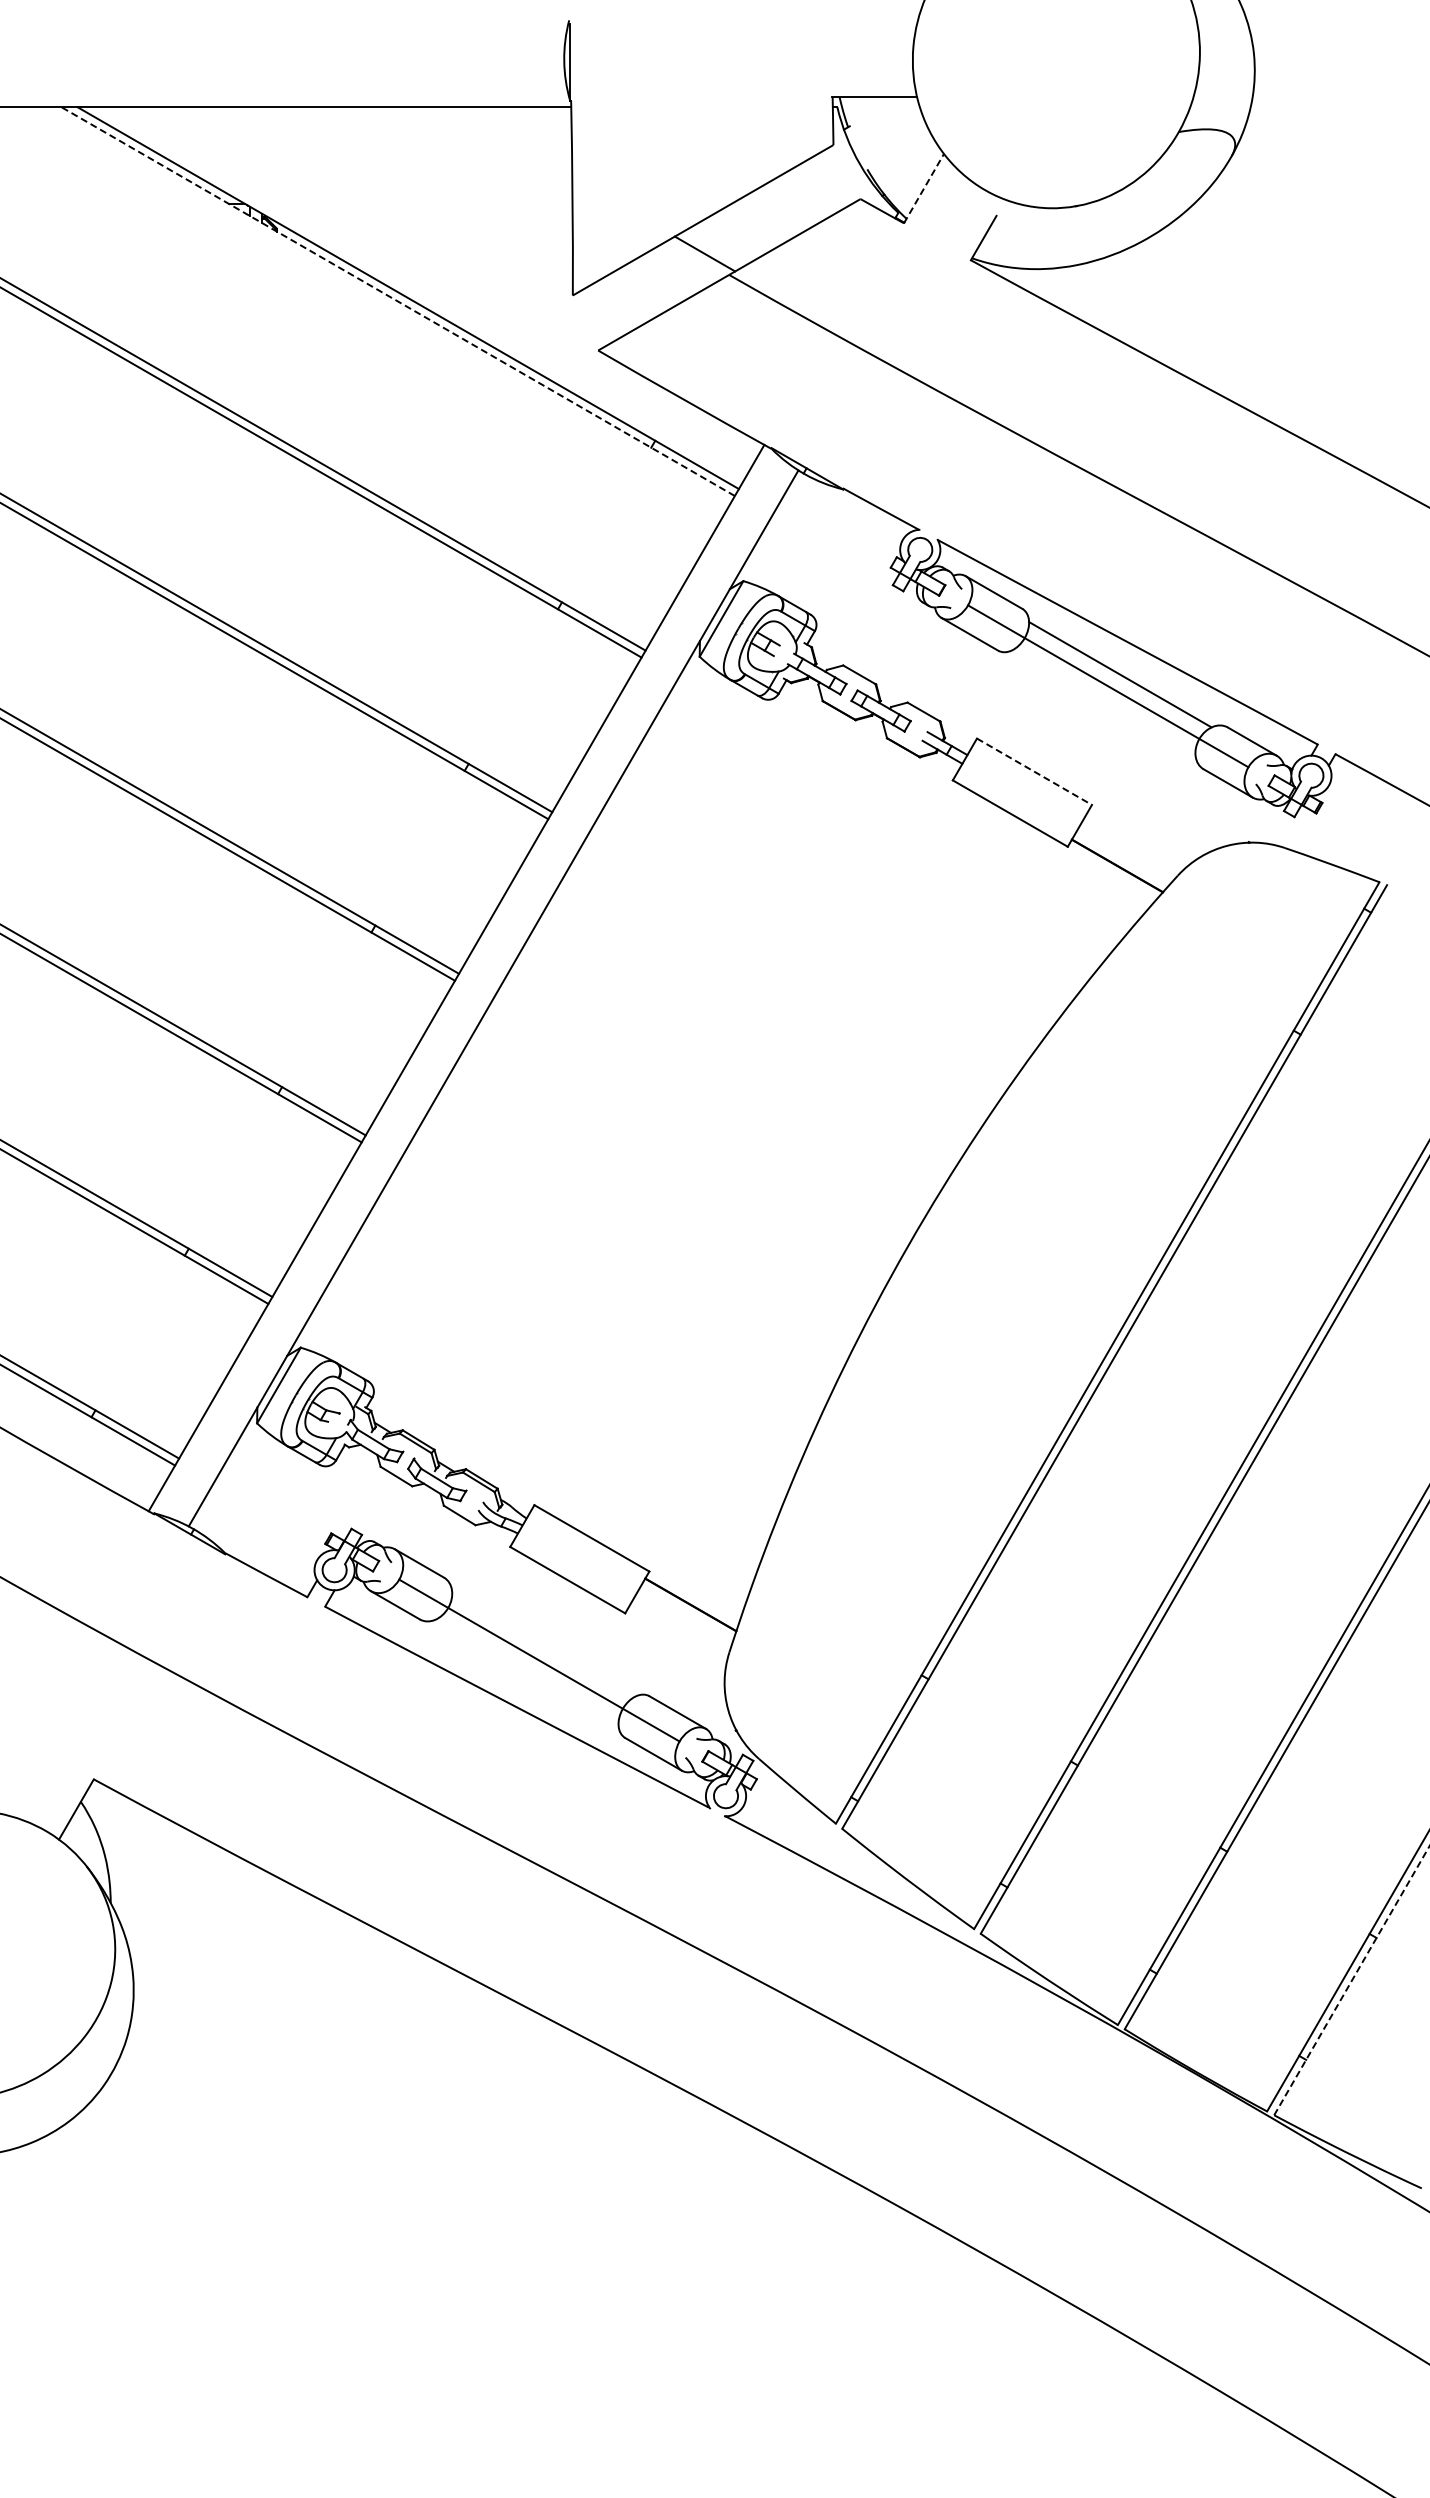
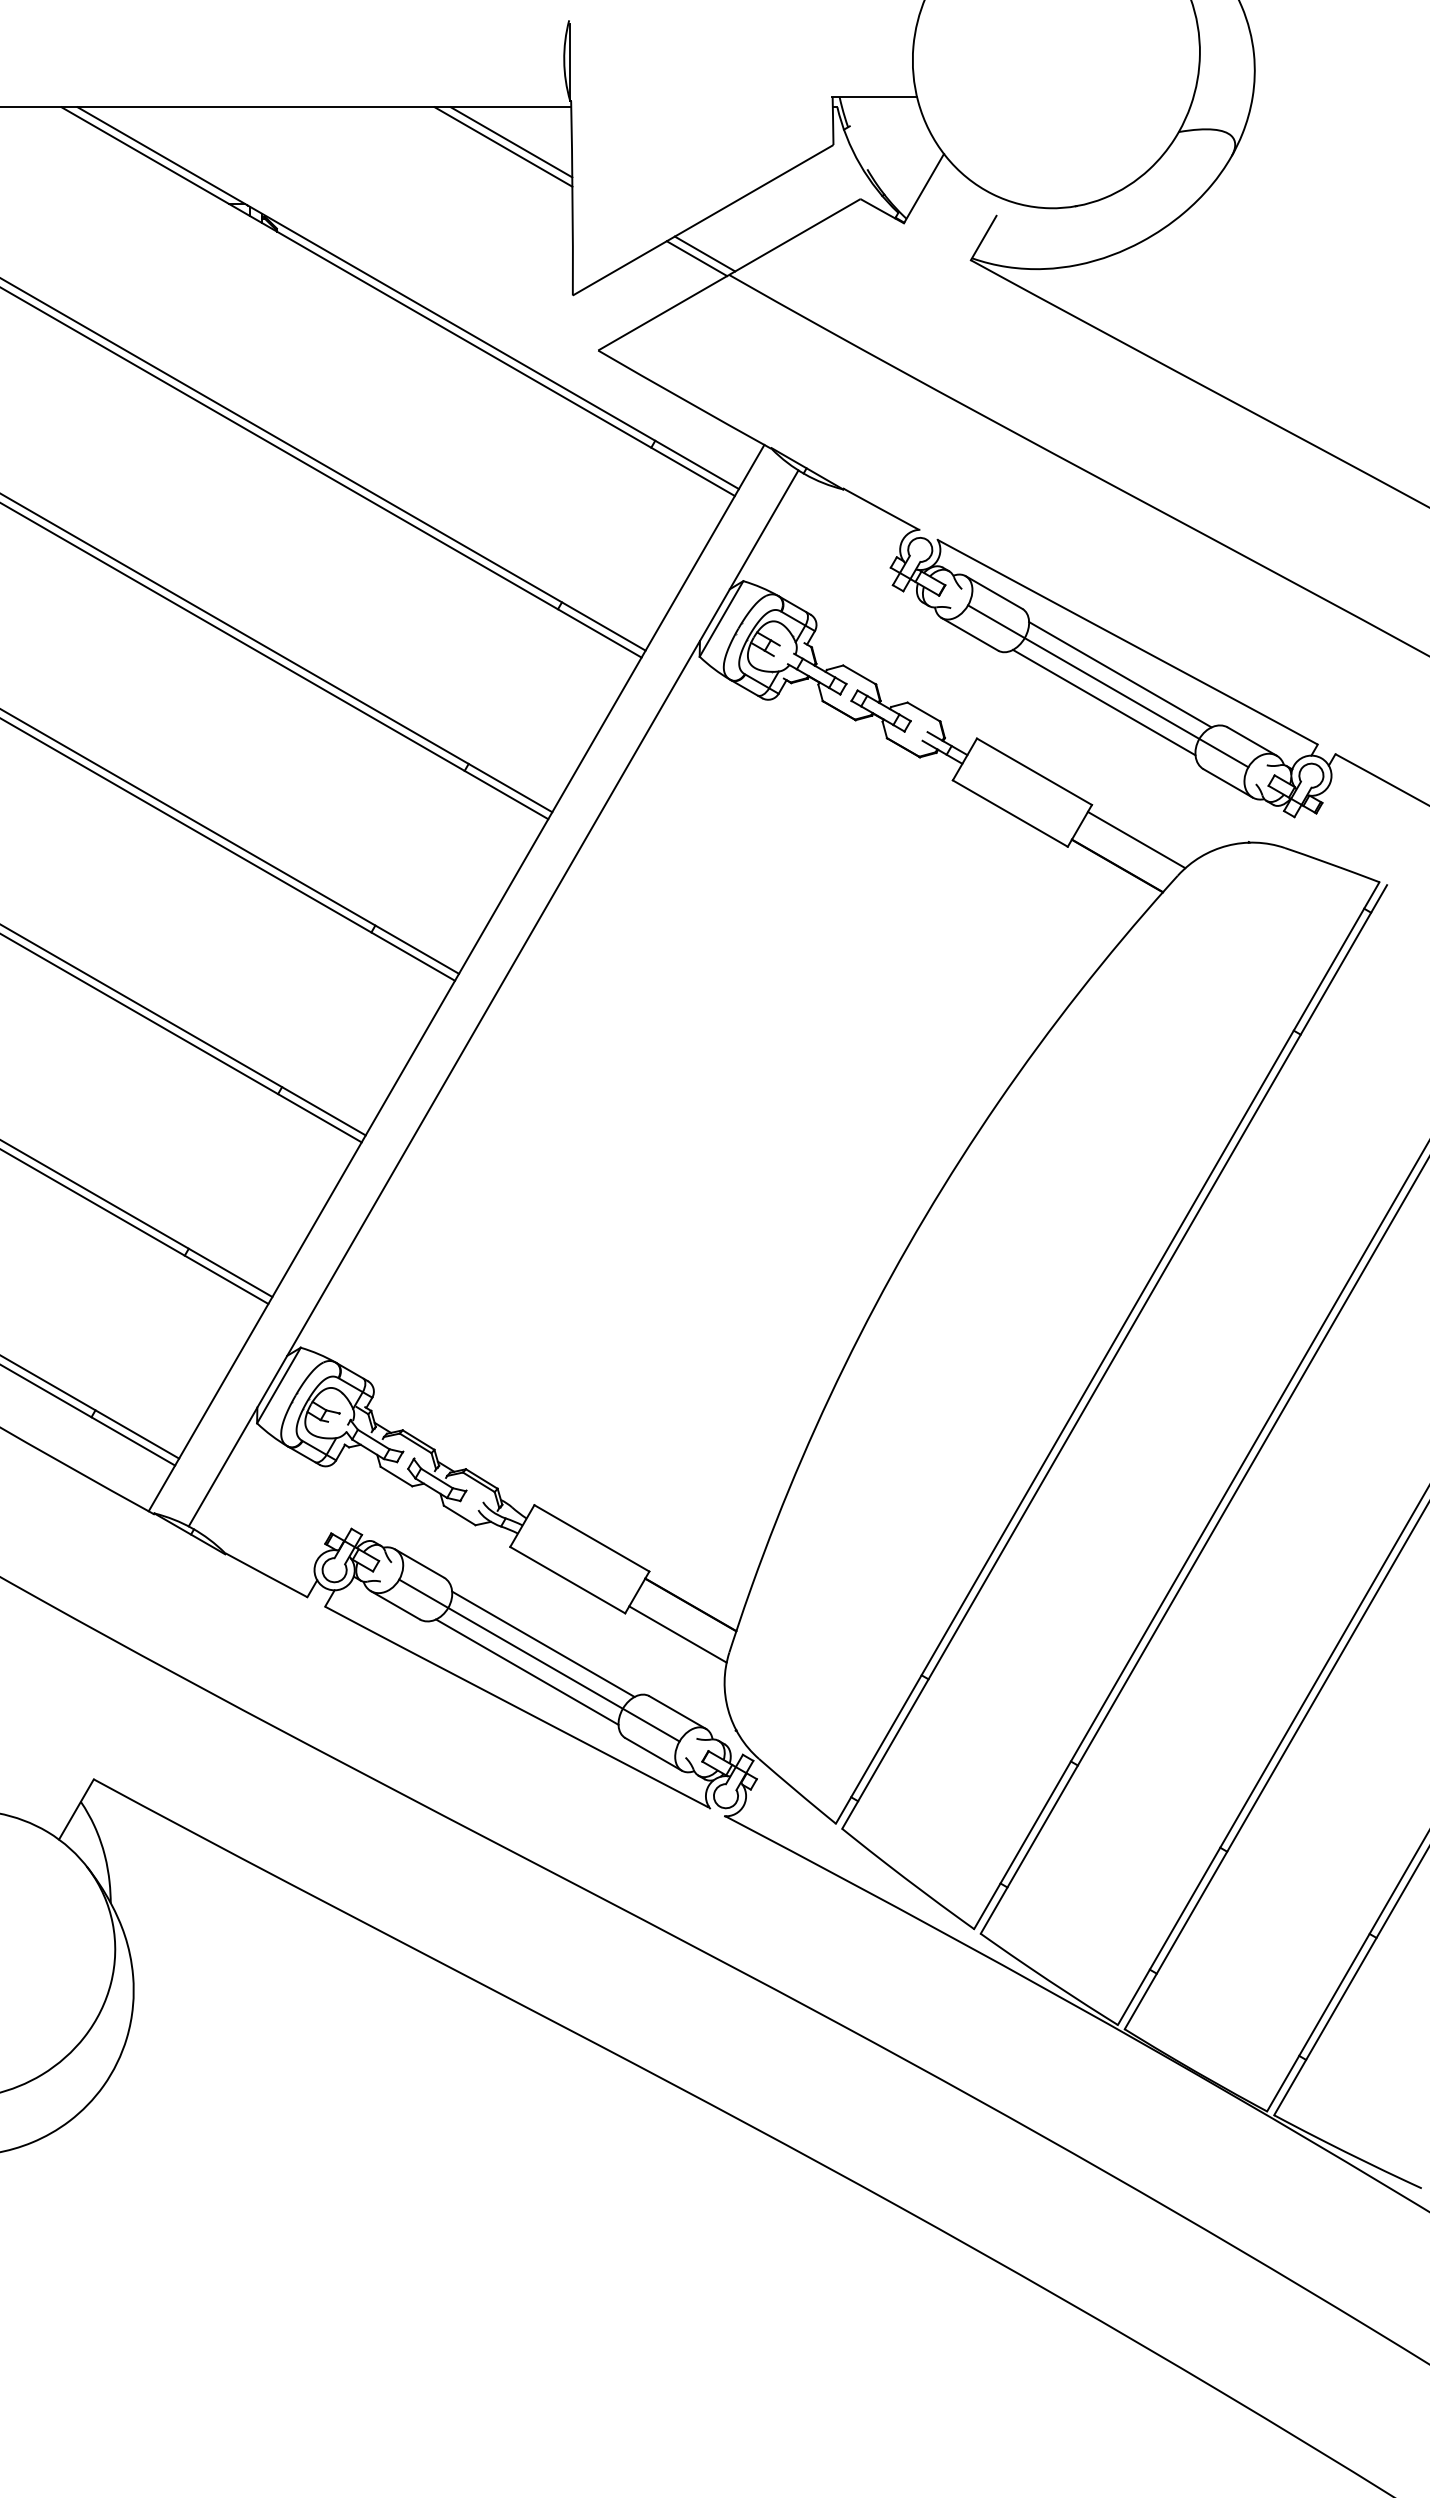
line: none -> present (511, 142)
line: none -> present (503, 146)
line: dashed -> solid (924, 188)
line: none -> present (696, 258)
line: dashed -> solid (398, 301)
line: none -> present (1104, 702)
line: dashed -> solid (1034, 772)
line: none -> present (1136, 839)
line: none -> present (677, 1634)
line: none -> present (543, 1643)
line: none -> present (527, 1671)
line: dashed -> solid (1352, 1980)
